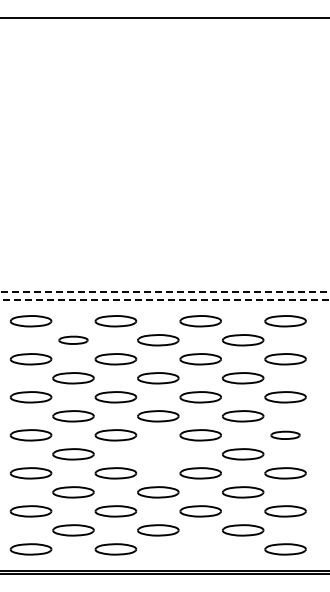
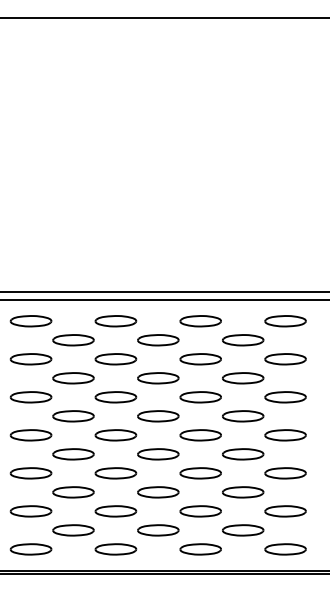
line: dashed -> solid (164, 291)
line: dashed -> solid (164, 299)
part size: 31x10 px -> 43x13 px (73, 340)
part size: 31x10 px -> 43x13 px (285, 435)
part: none -> present (158, 454)
part: none -> present (200, 549)
